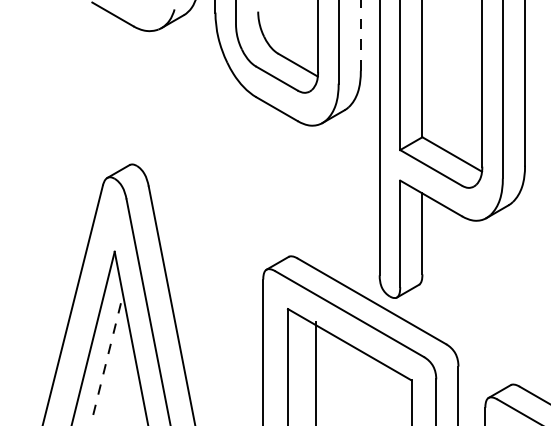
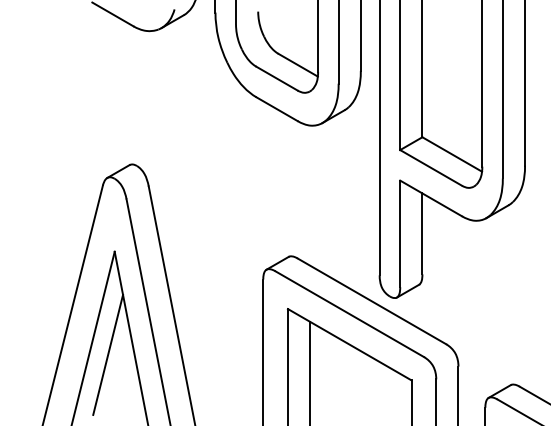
line: dashed -> solid (360, 35)
line: dashed -> solid (108, 354)
line position: (316, 371) -> (310, 371) (310, 371)
